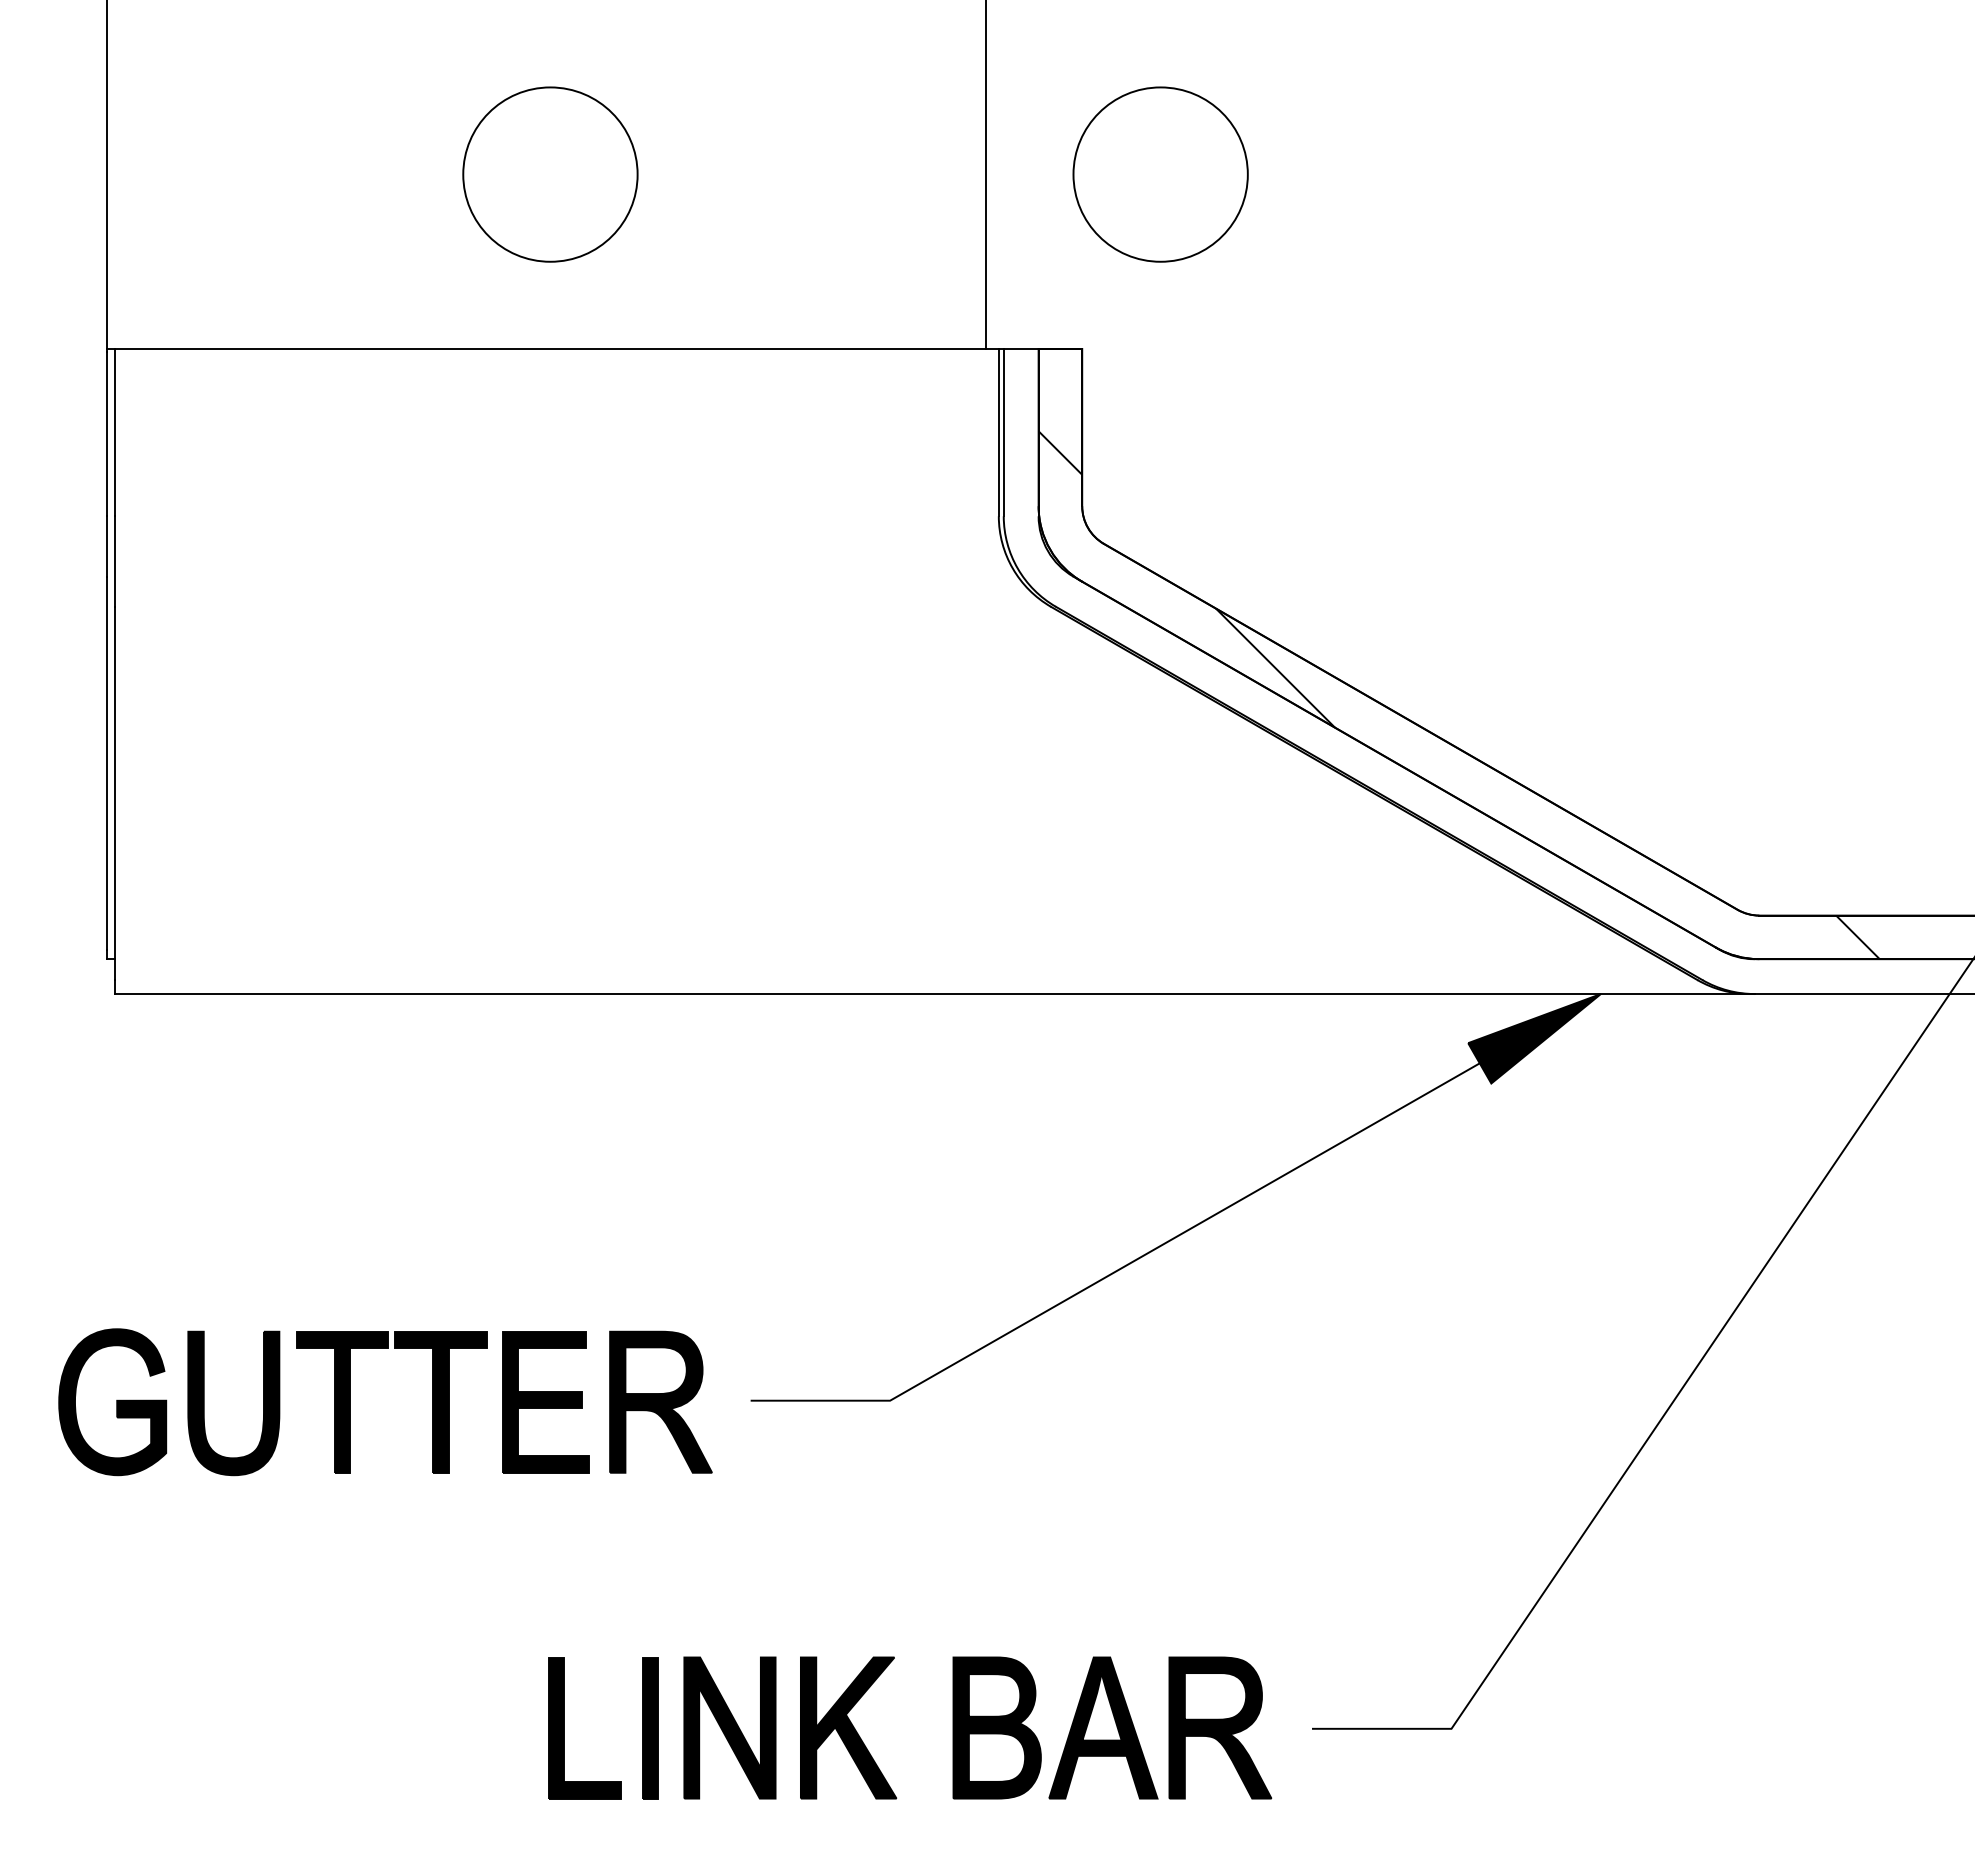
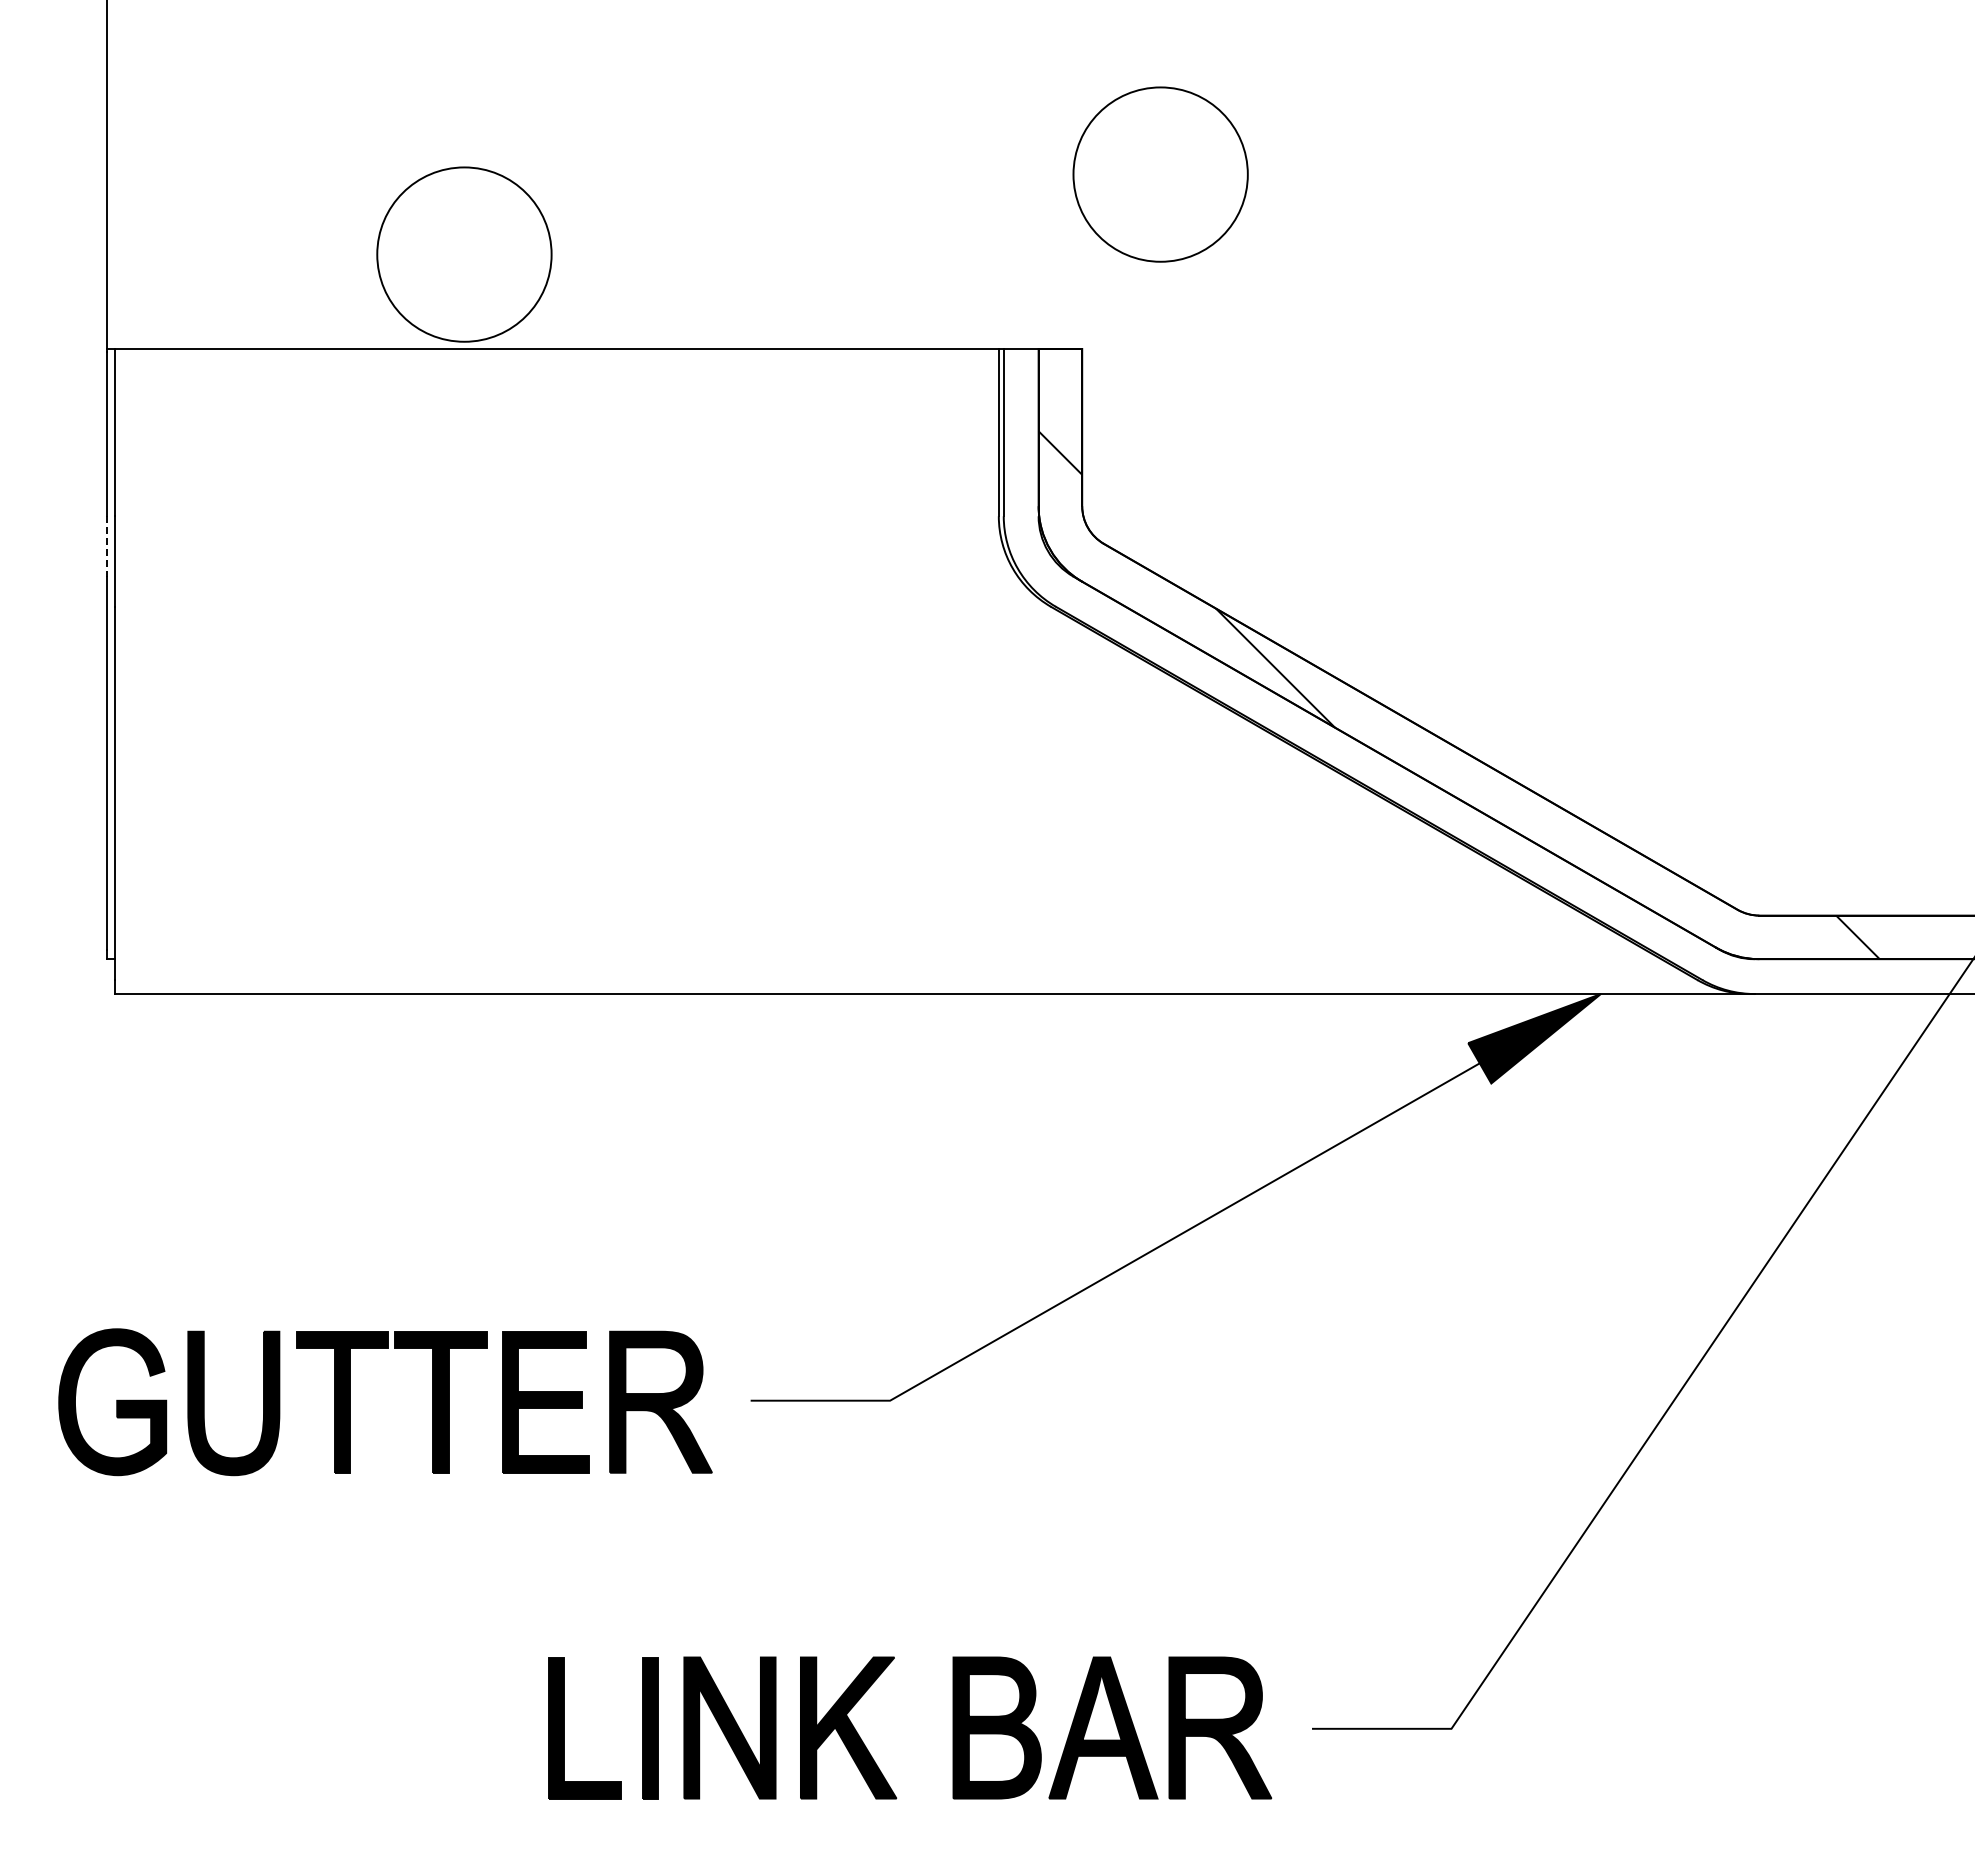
circle position: (550, 174) -> (464, 254) (464, 254)
line: present -> none (986, 175)
line: solid -> dashed (107, 546)
